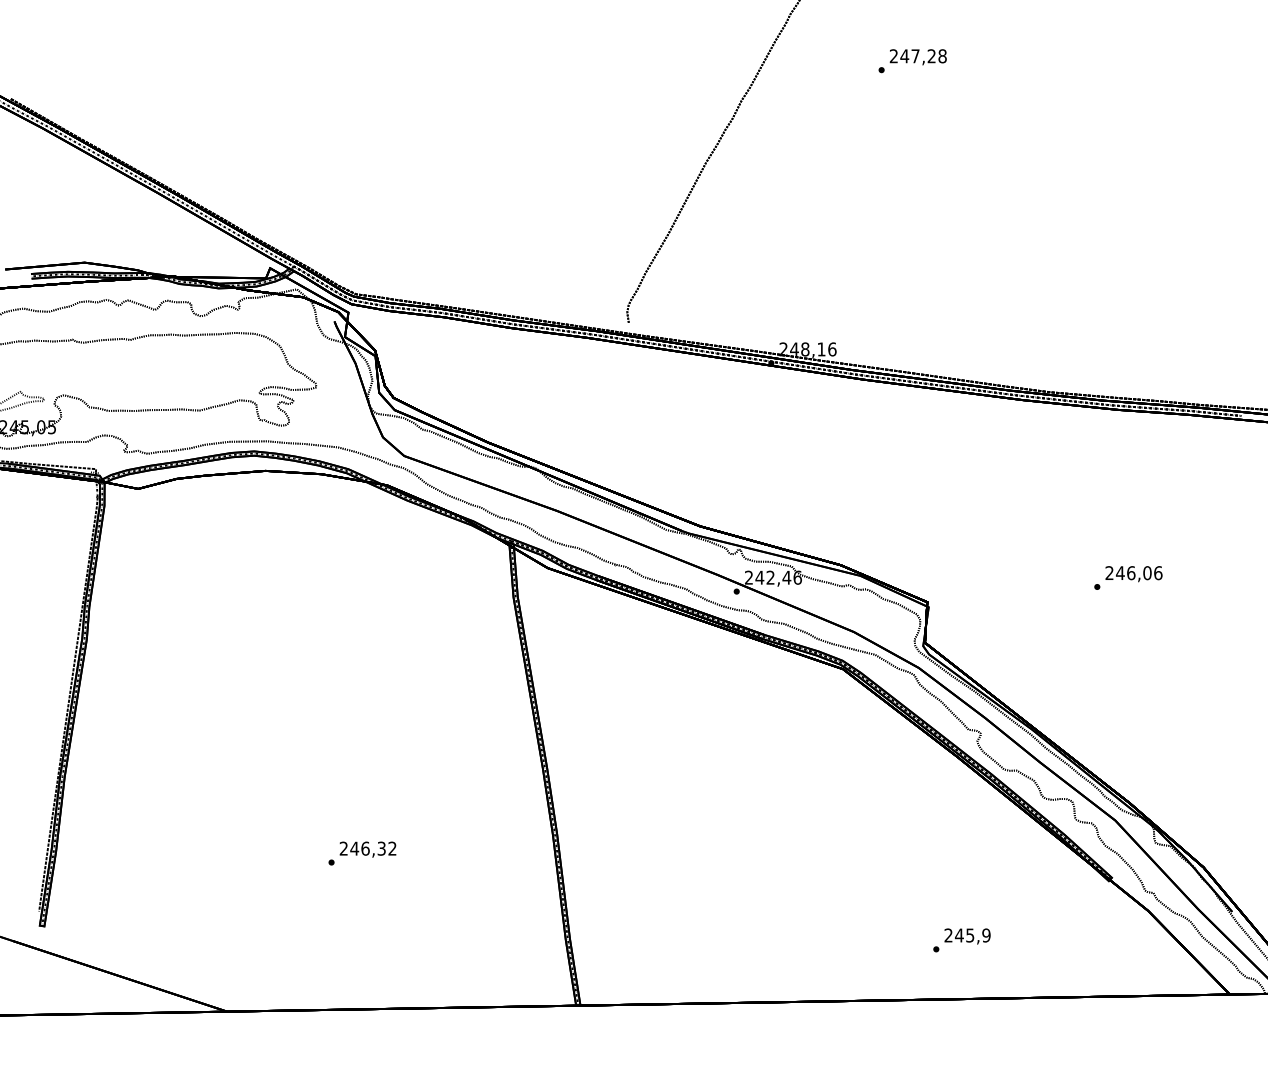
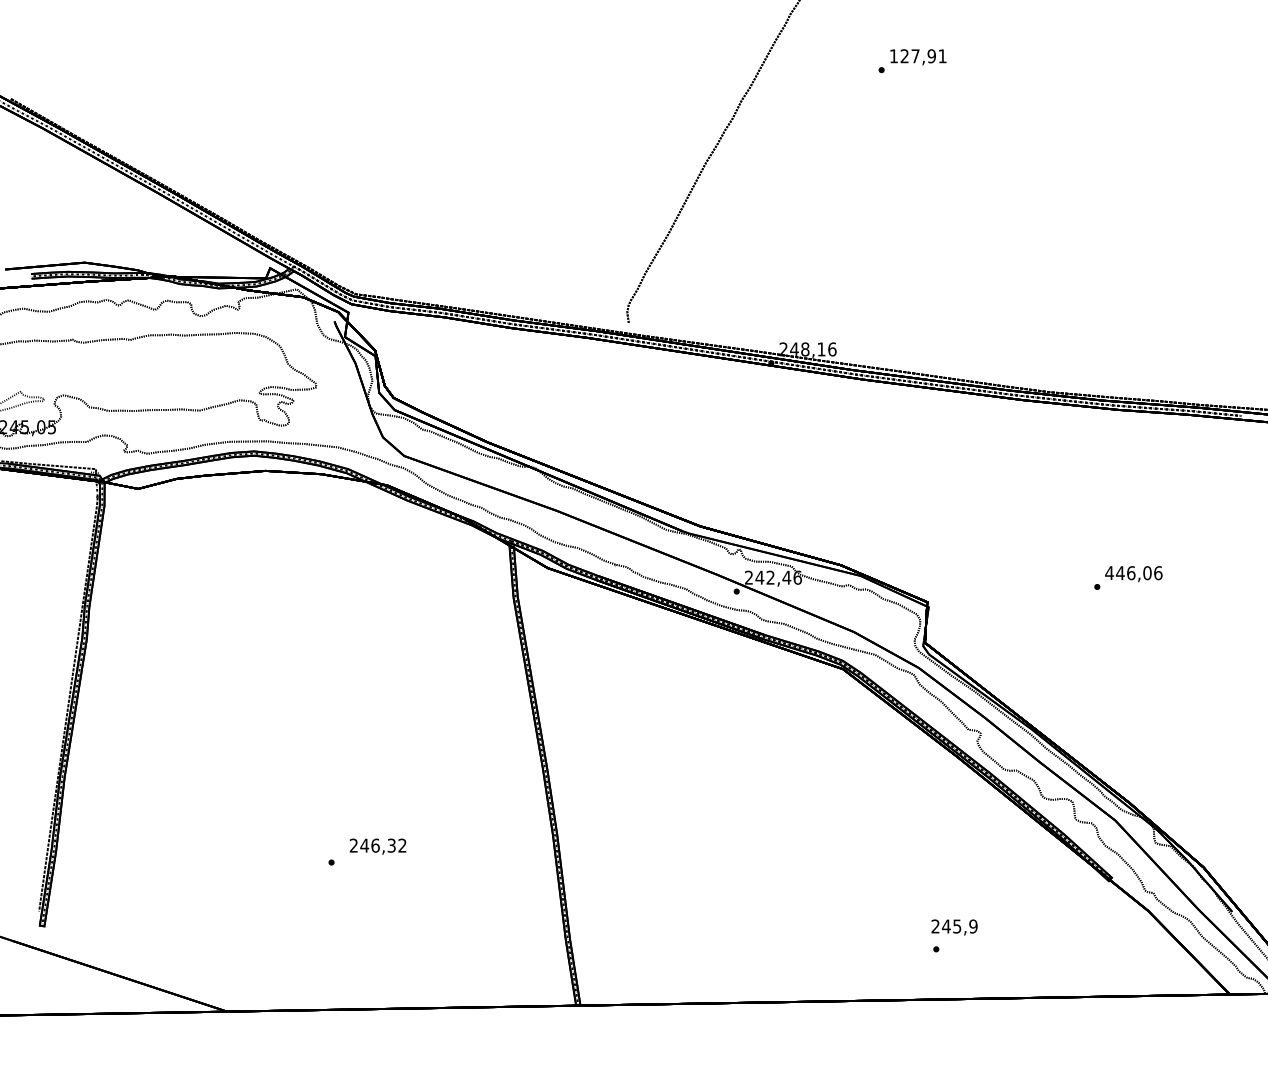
text: 247,28 -> 127,91 (917, 56)
text: 246,06 -> 446,06 (1109, 572)
text position: (367, 849) -> (377, 846) (377, 846)
text position: (967, 936) -> (954, 927) (954, 927)
